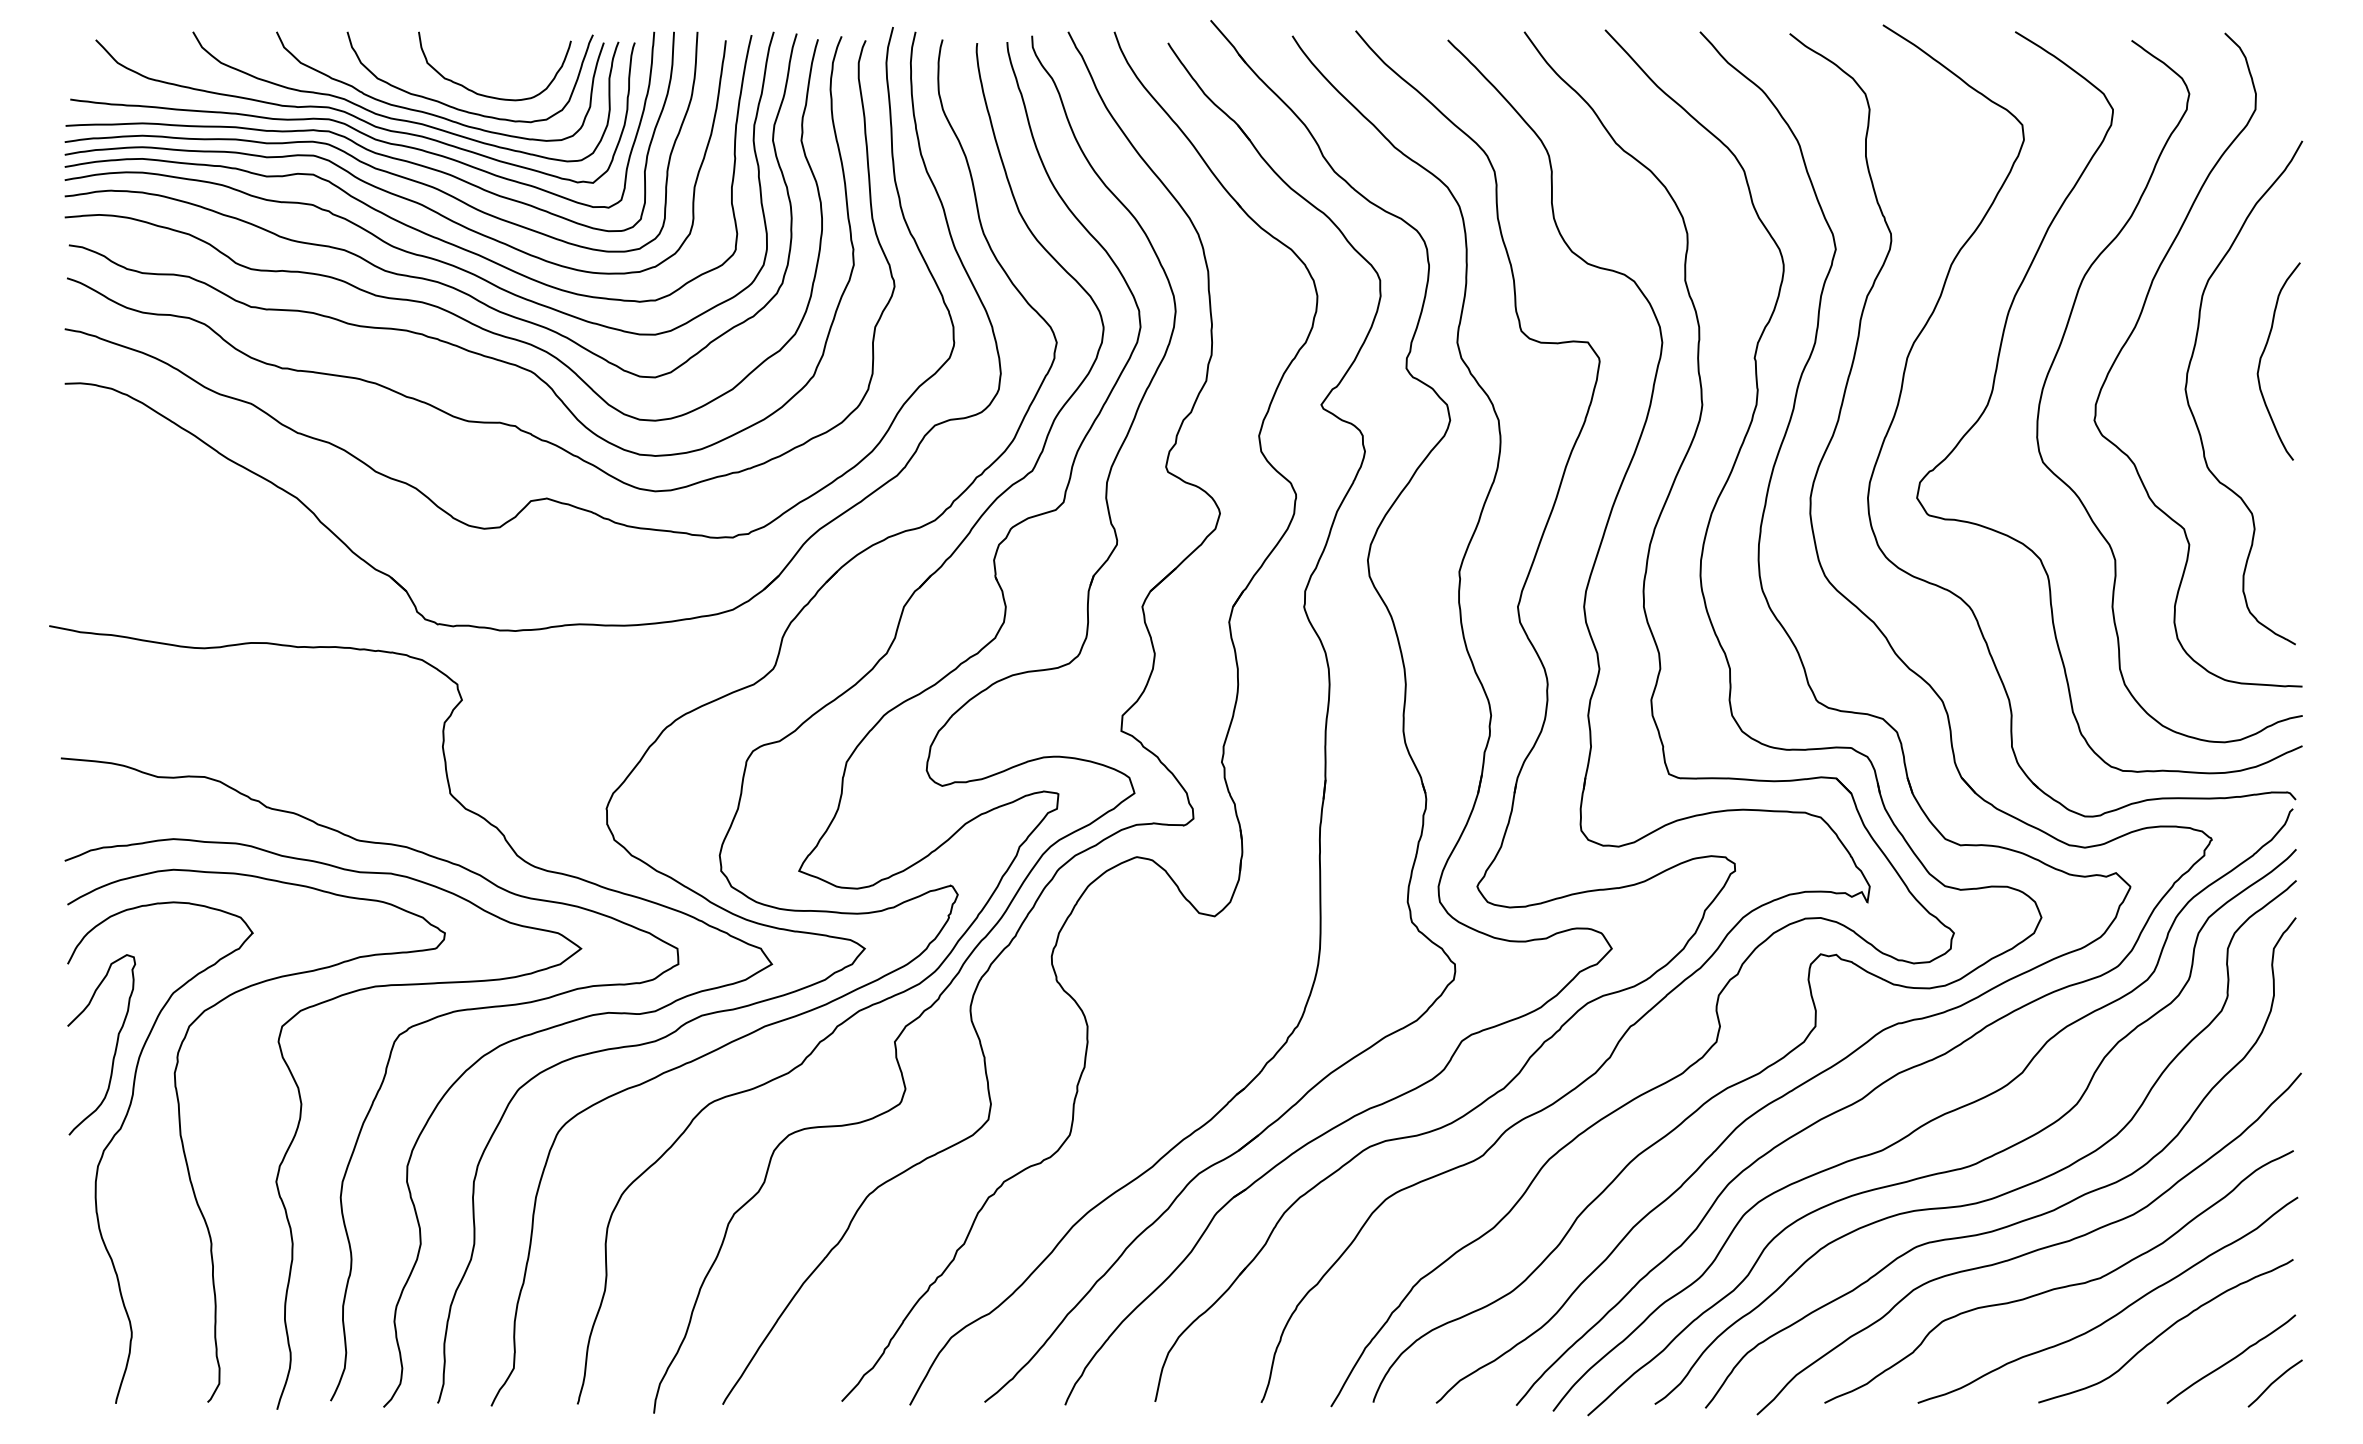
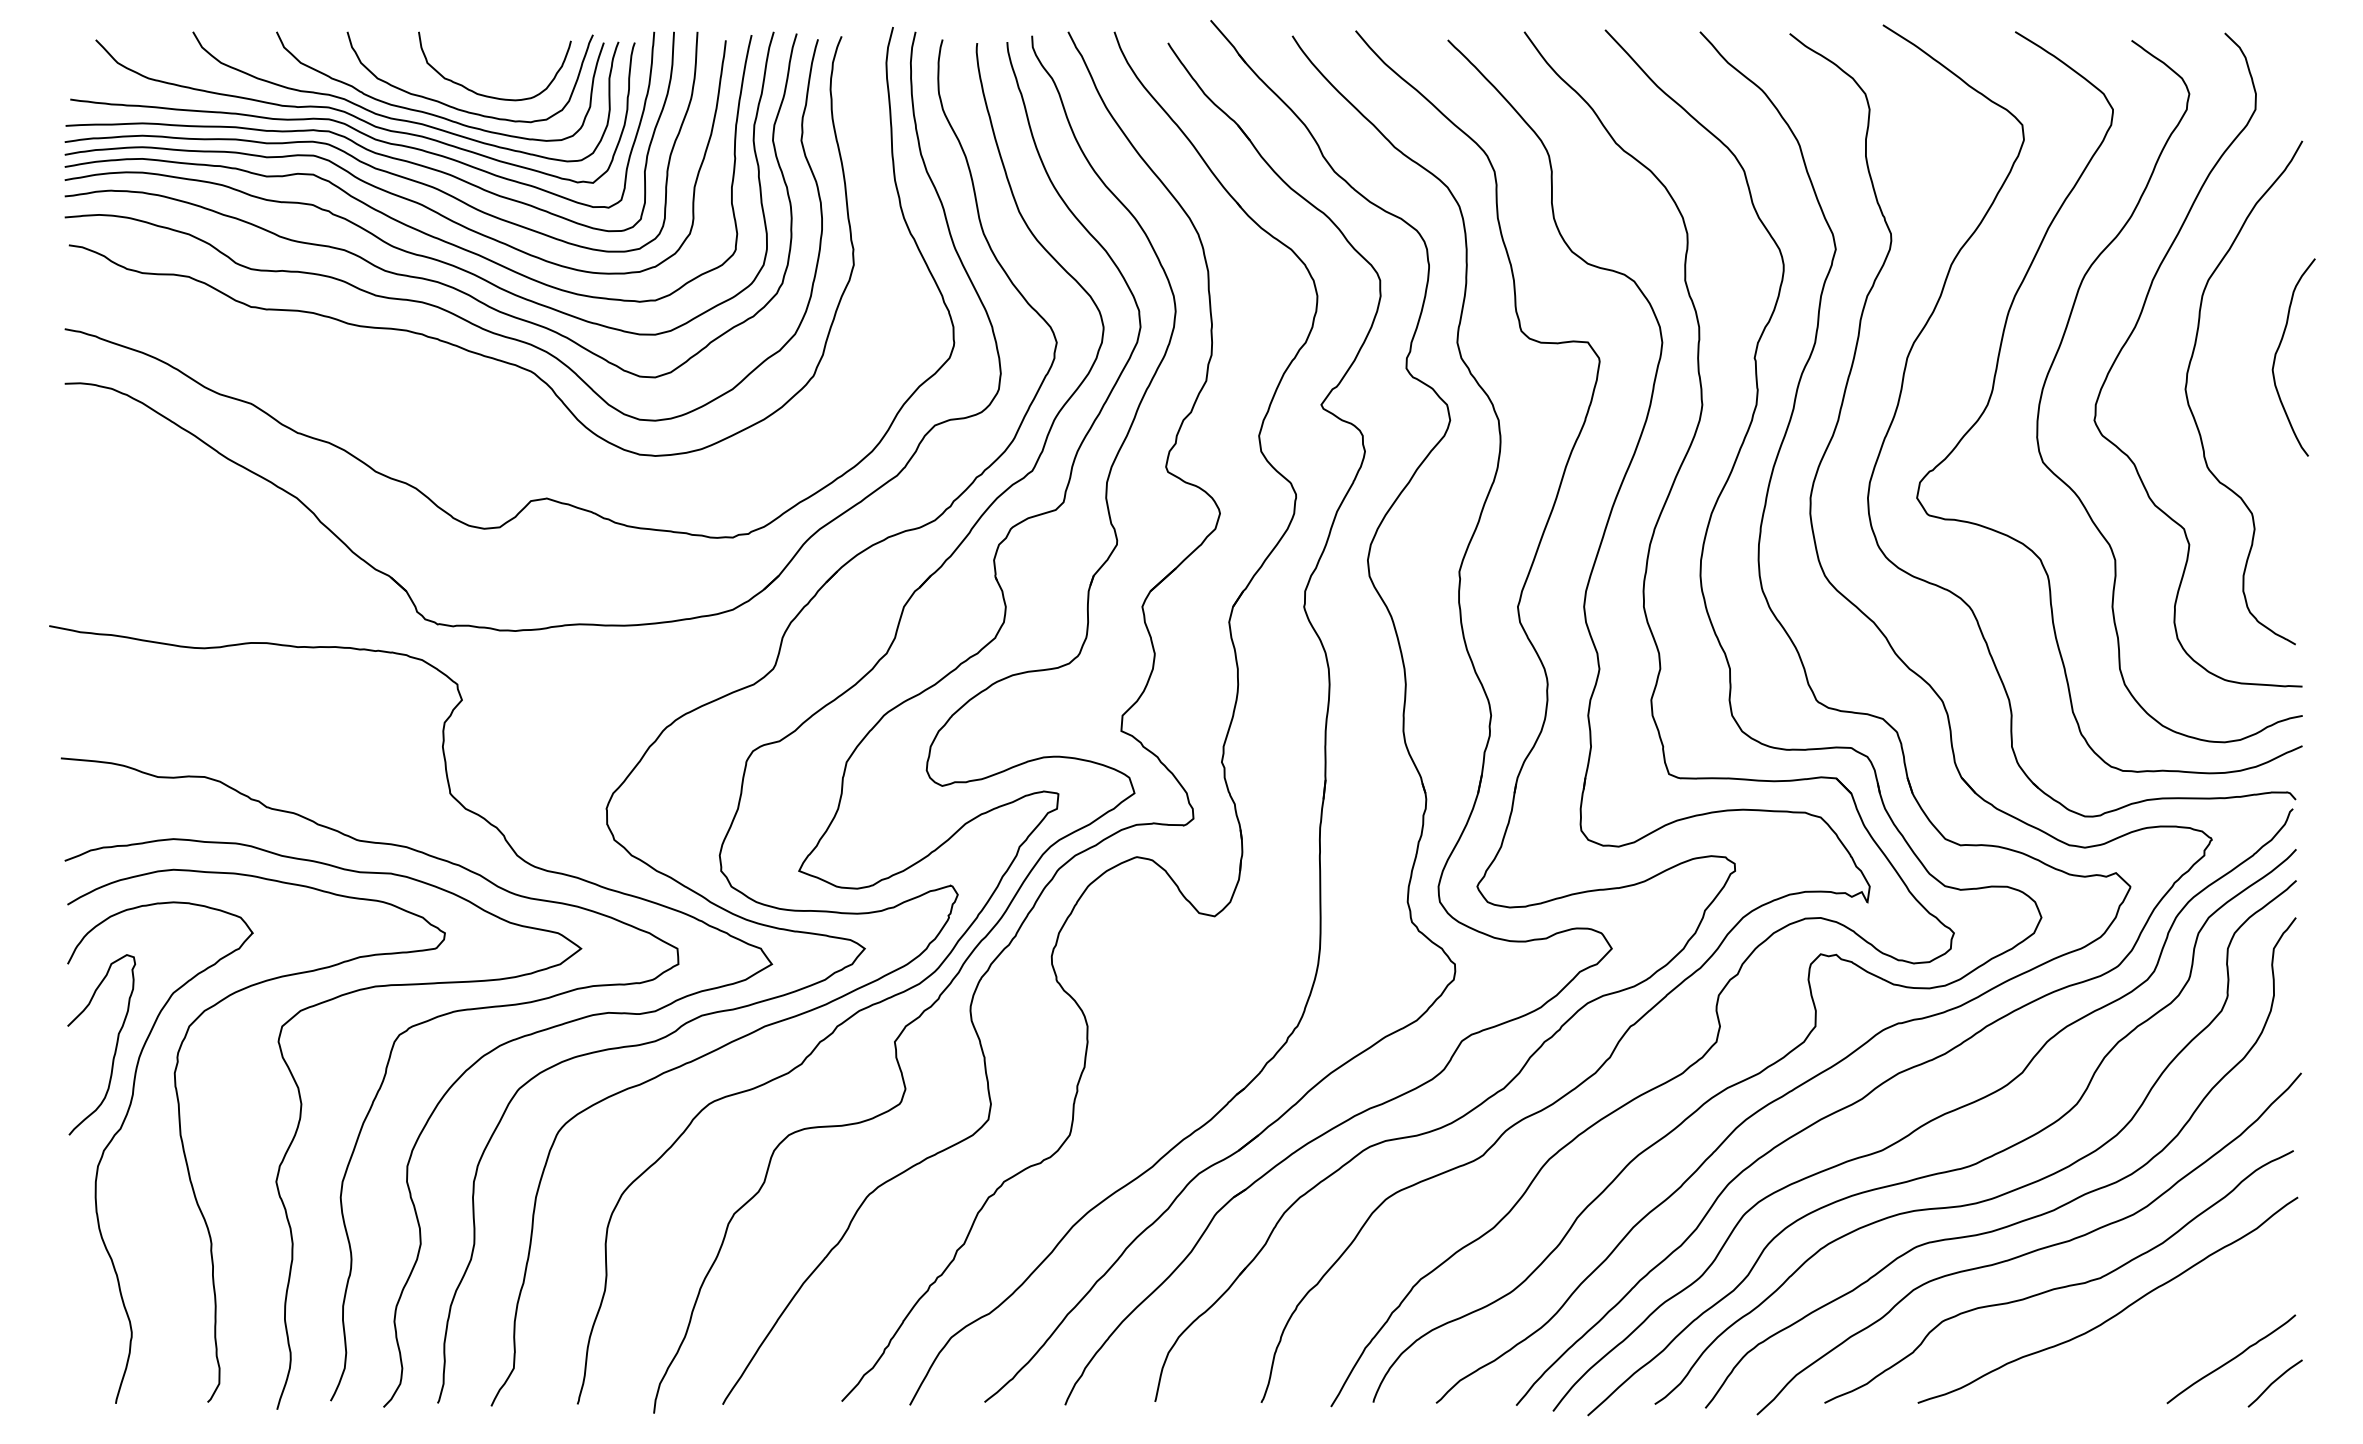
curve position: (2263, 354) -> (2278, 350) (2278, 350)
curve: present -> none (427, 402)
curve: present -> none (2165, 1331)
